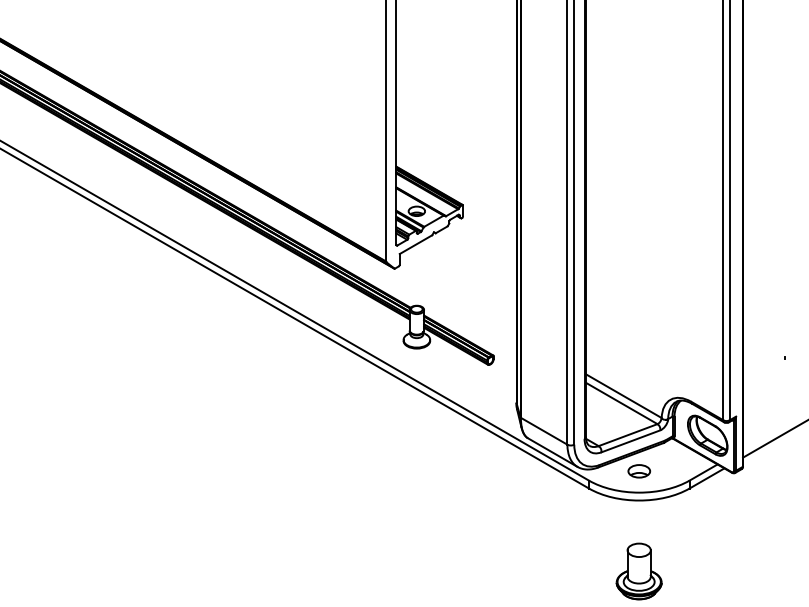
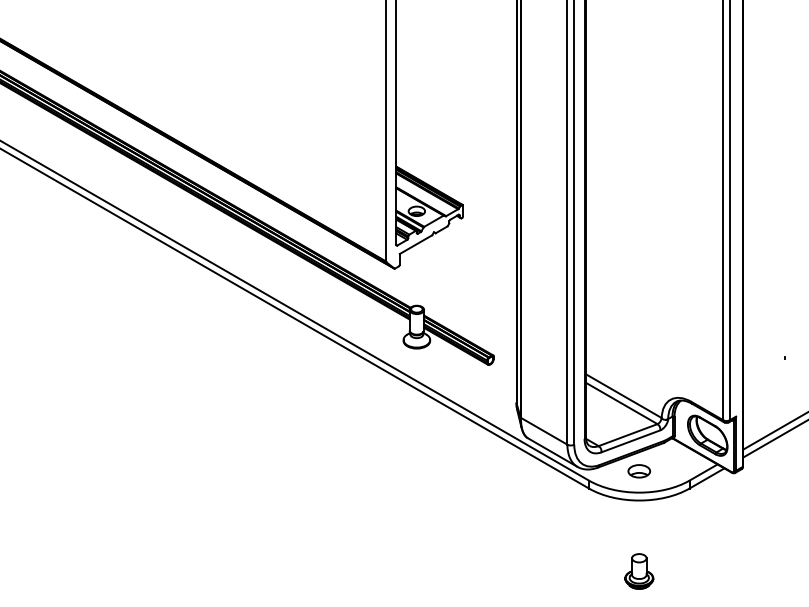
line: none -> present (774, 431)
part size: 48x59 px -> 31x37 px (639, 571)
